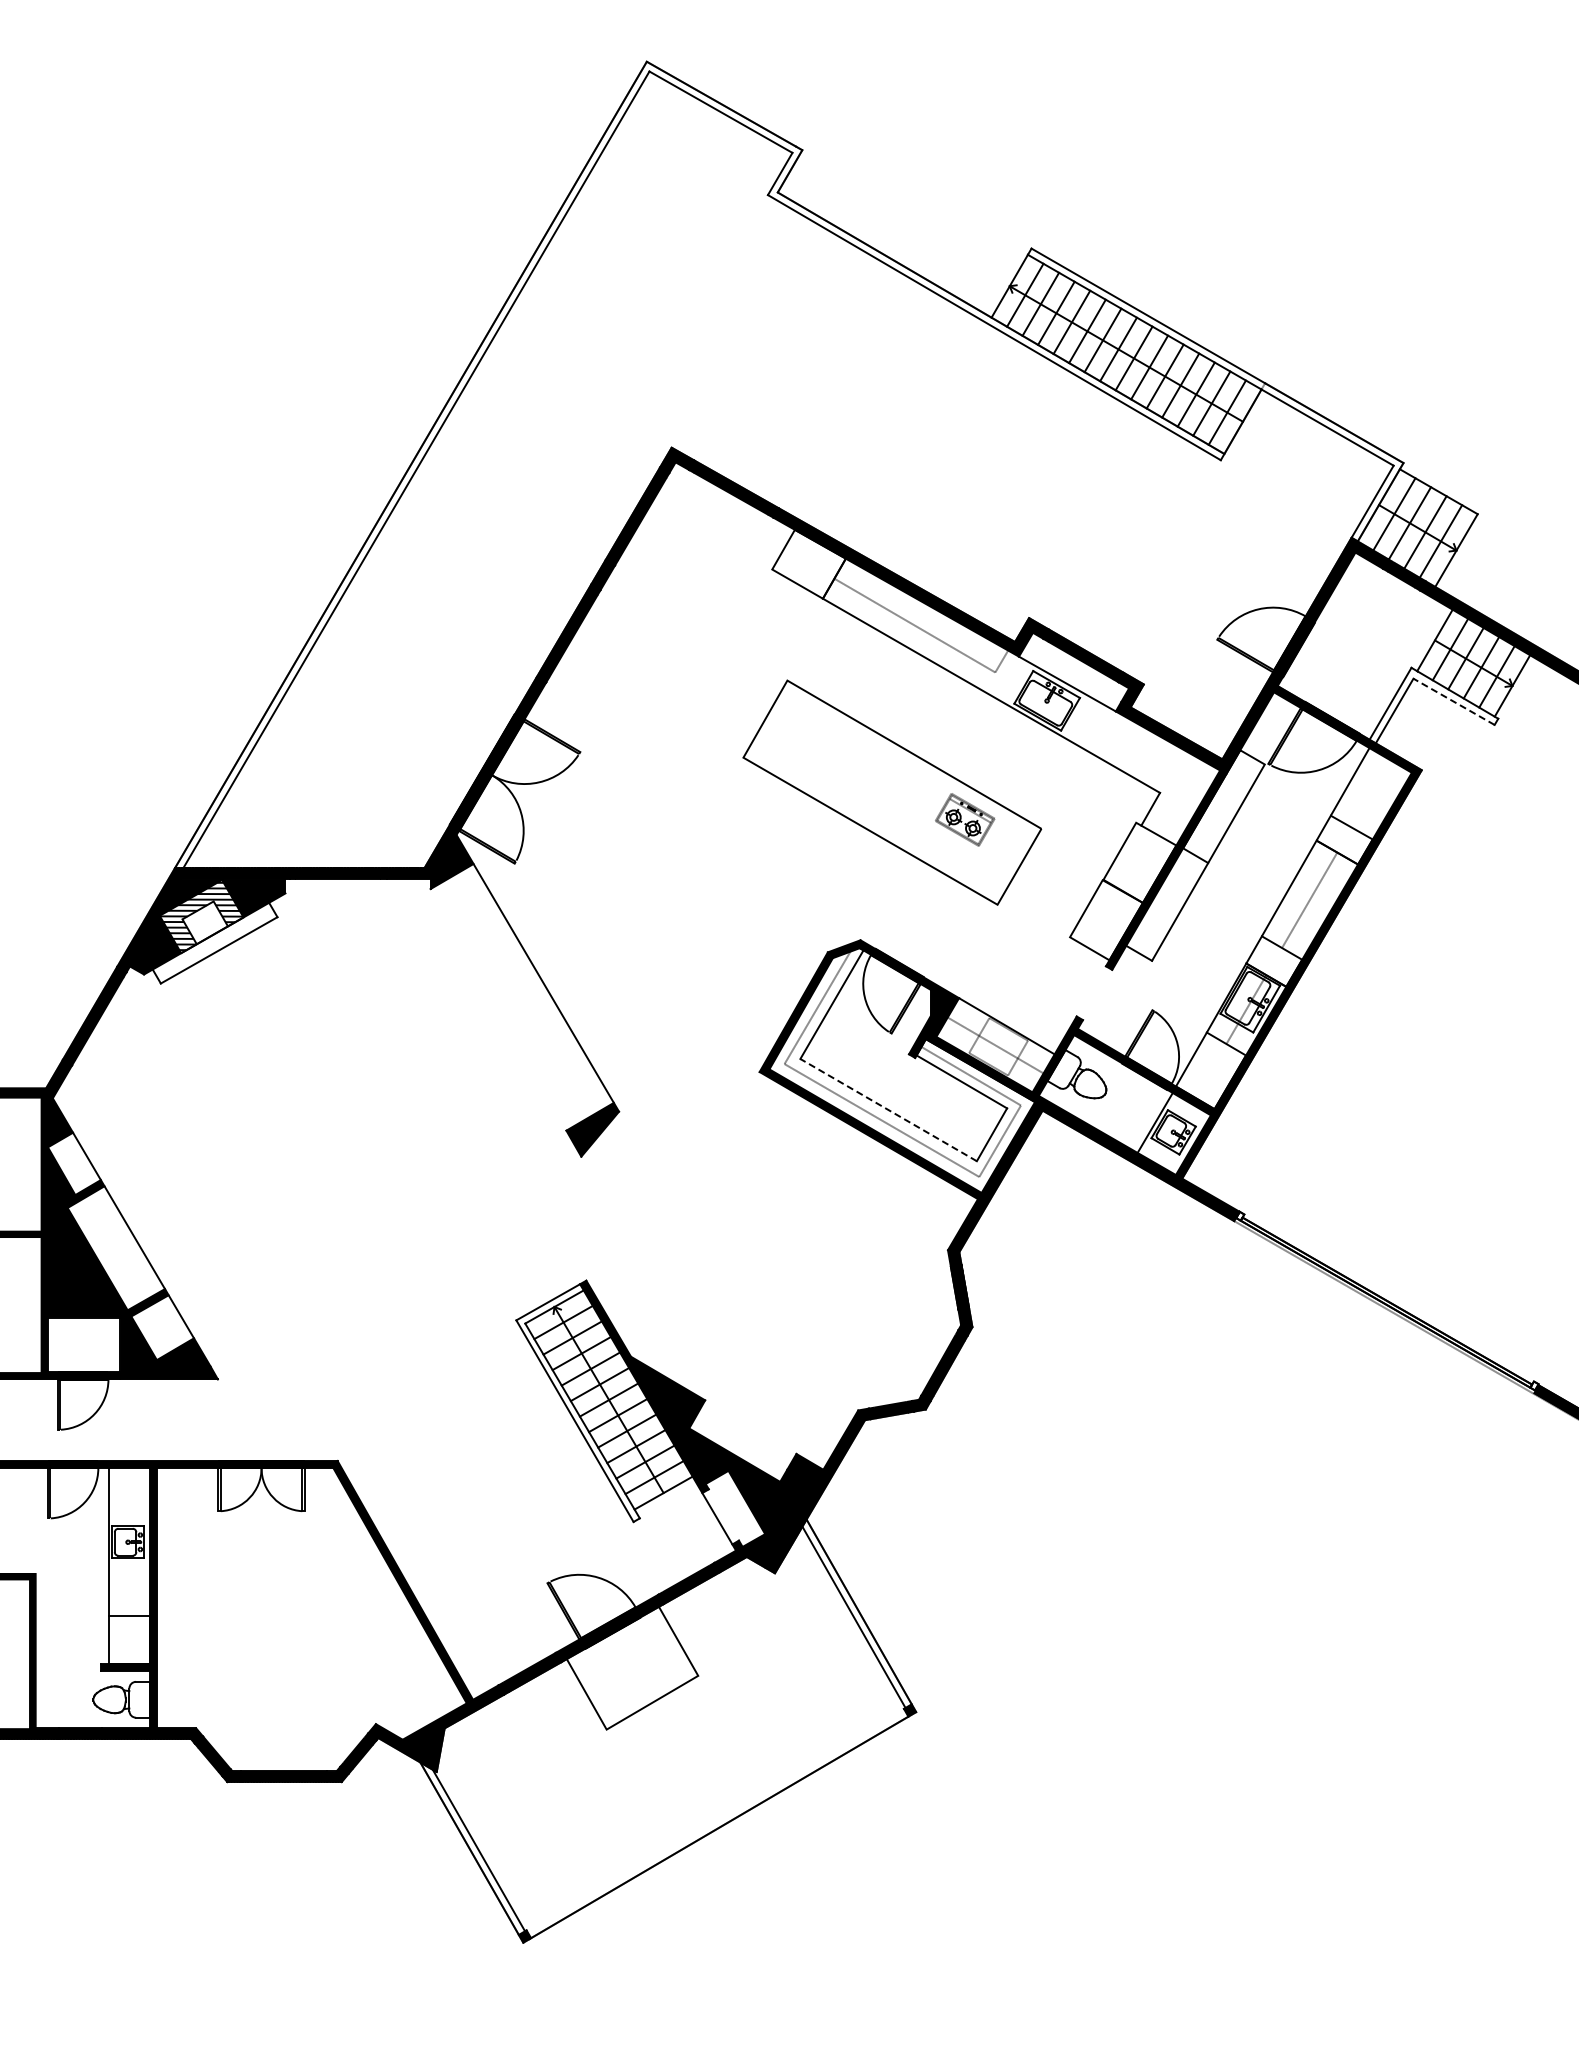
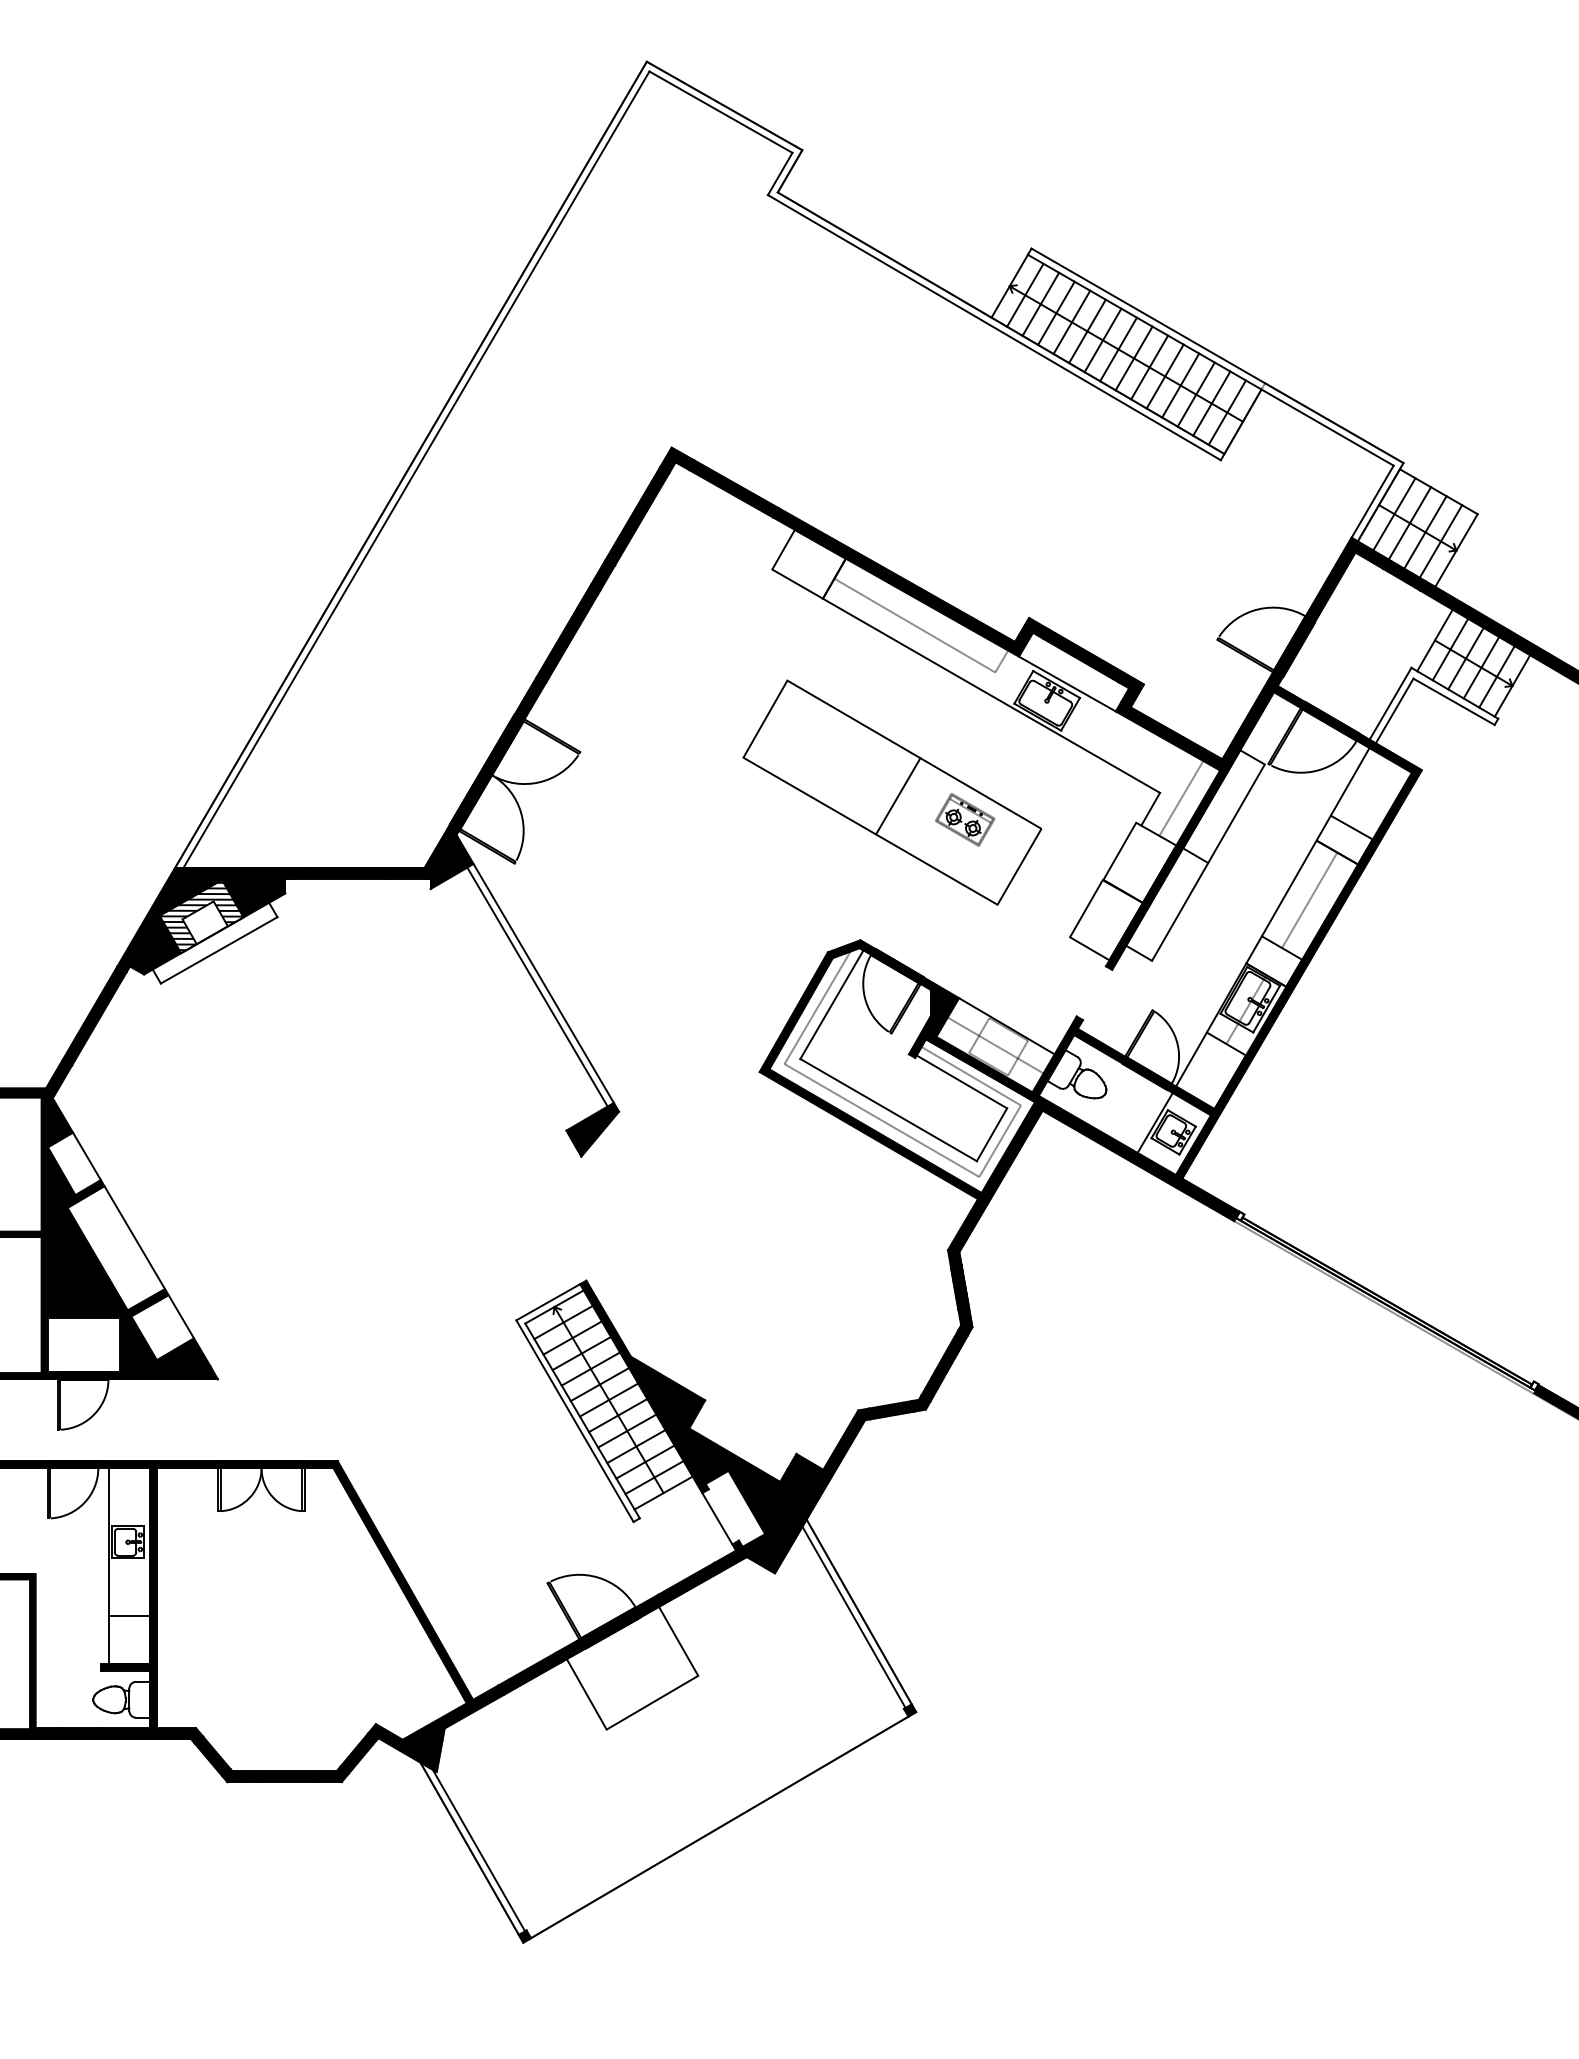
line: dashed -> solid (1454, 701)
line: none -> present (898, 796)
line: none -> present (1181, 798)
line: none -> present (537, 986)
line: dashed -> solid (888, 1110)
